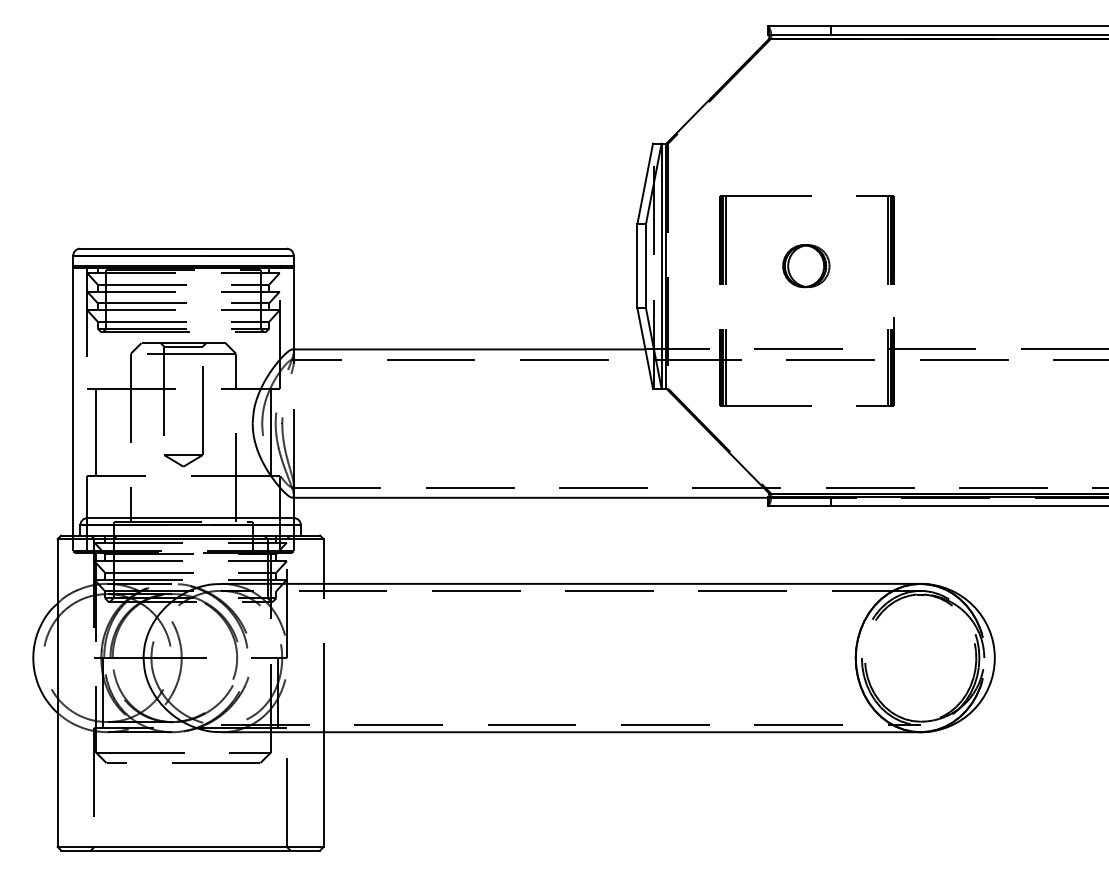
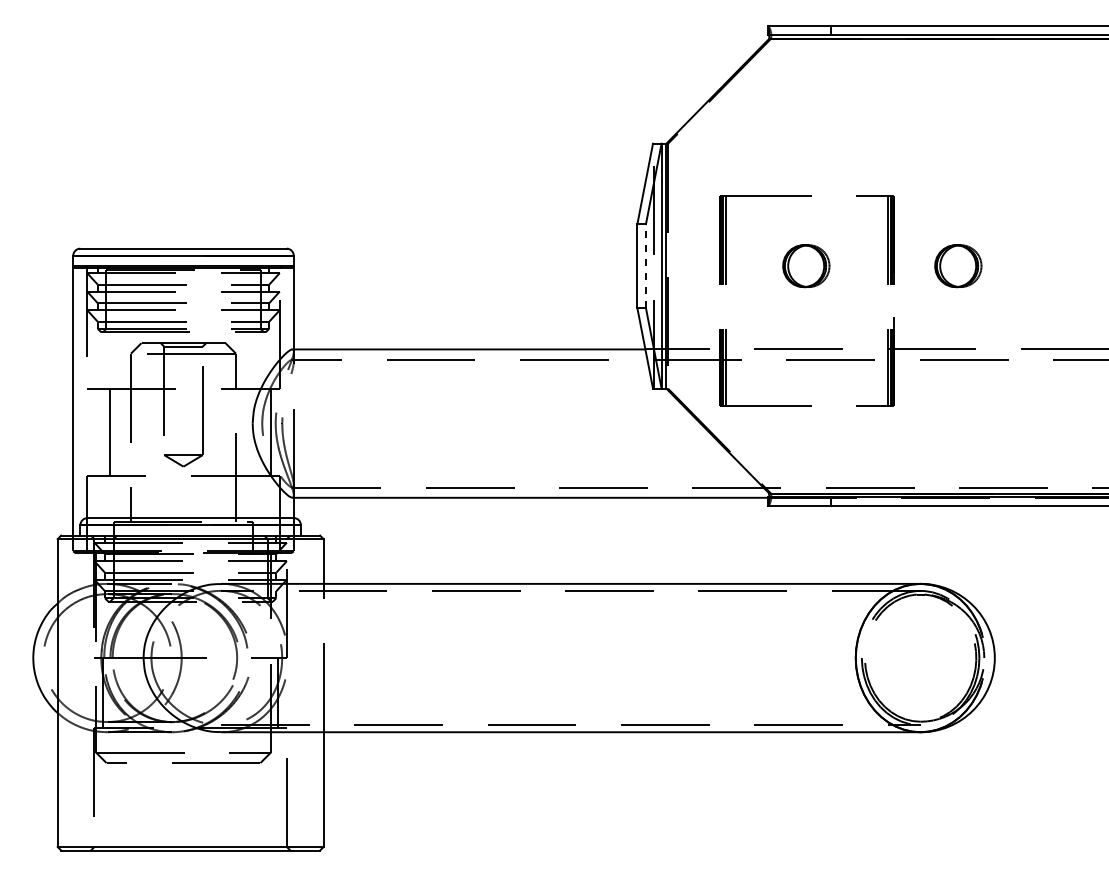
line: solid -> dashed (645, 266)
part: none -> present (958, 266)
line position: (96, 432) -> (110, 432) (110, 432)
